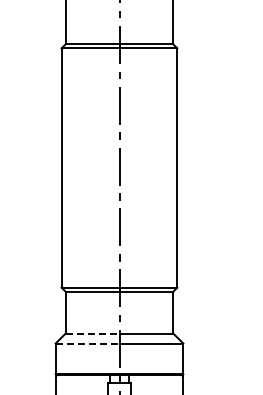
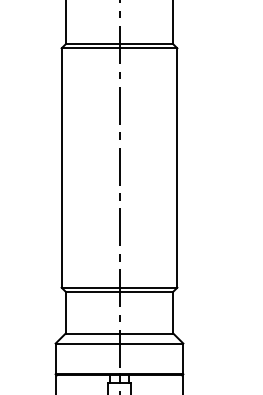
line: dashed -> solid (92, 333)
line: dashed -> solid (87, 343)
